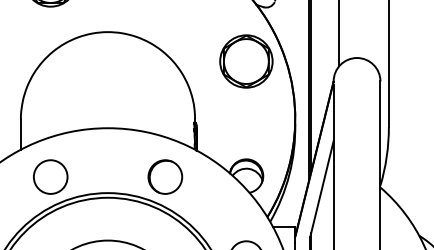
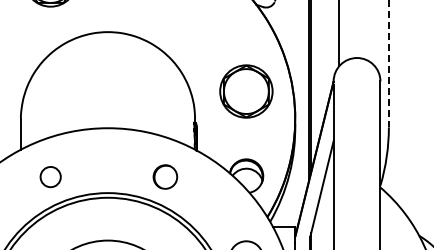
part position: (246, 61) -> (246, 91) (246, 91)
line: solid -> dashed (388, 64)
circle diameter: 34 px -> 20 px (50, 176)
part size: 37x36 px -> 27x26 px (165, 176)
